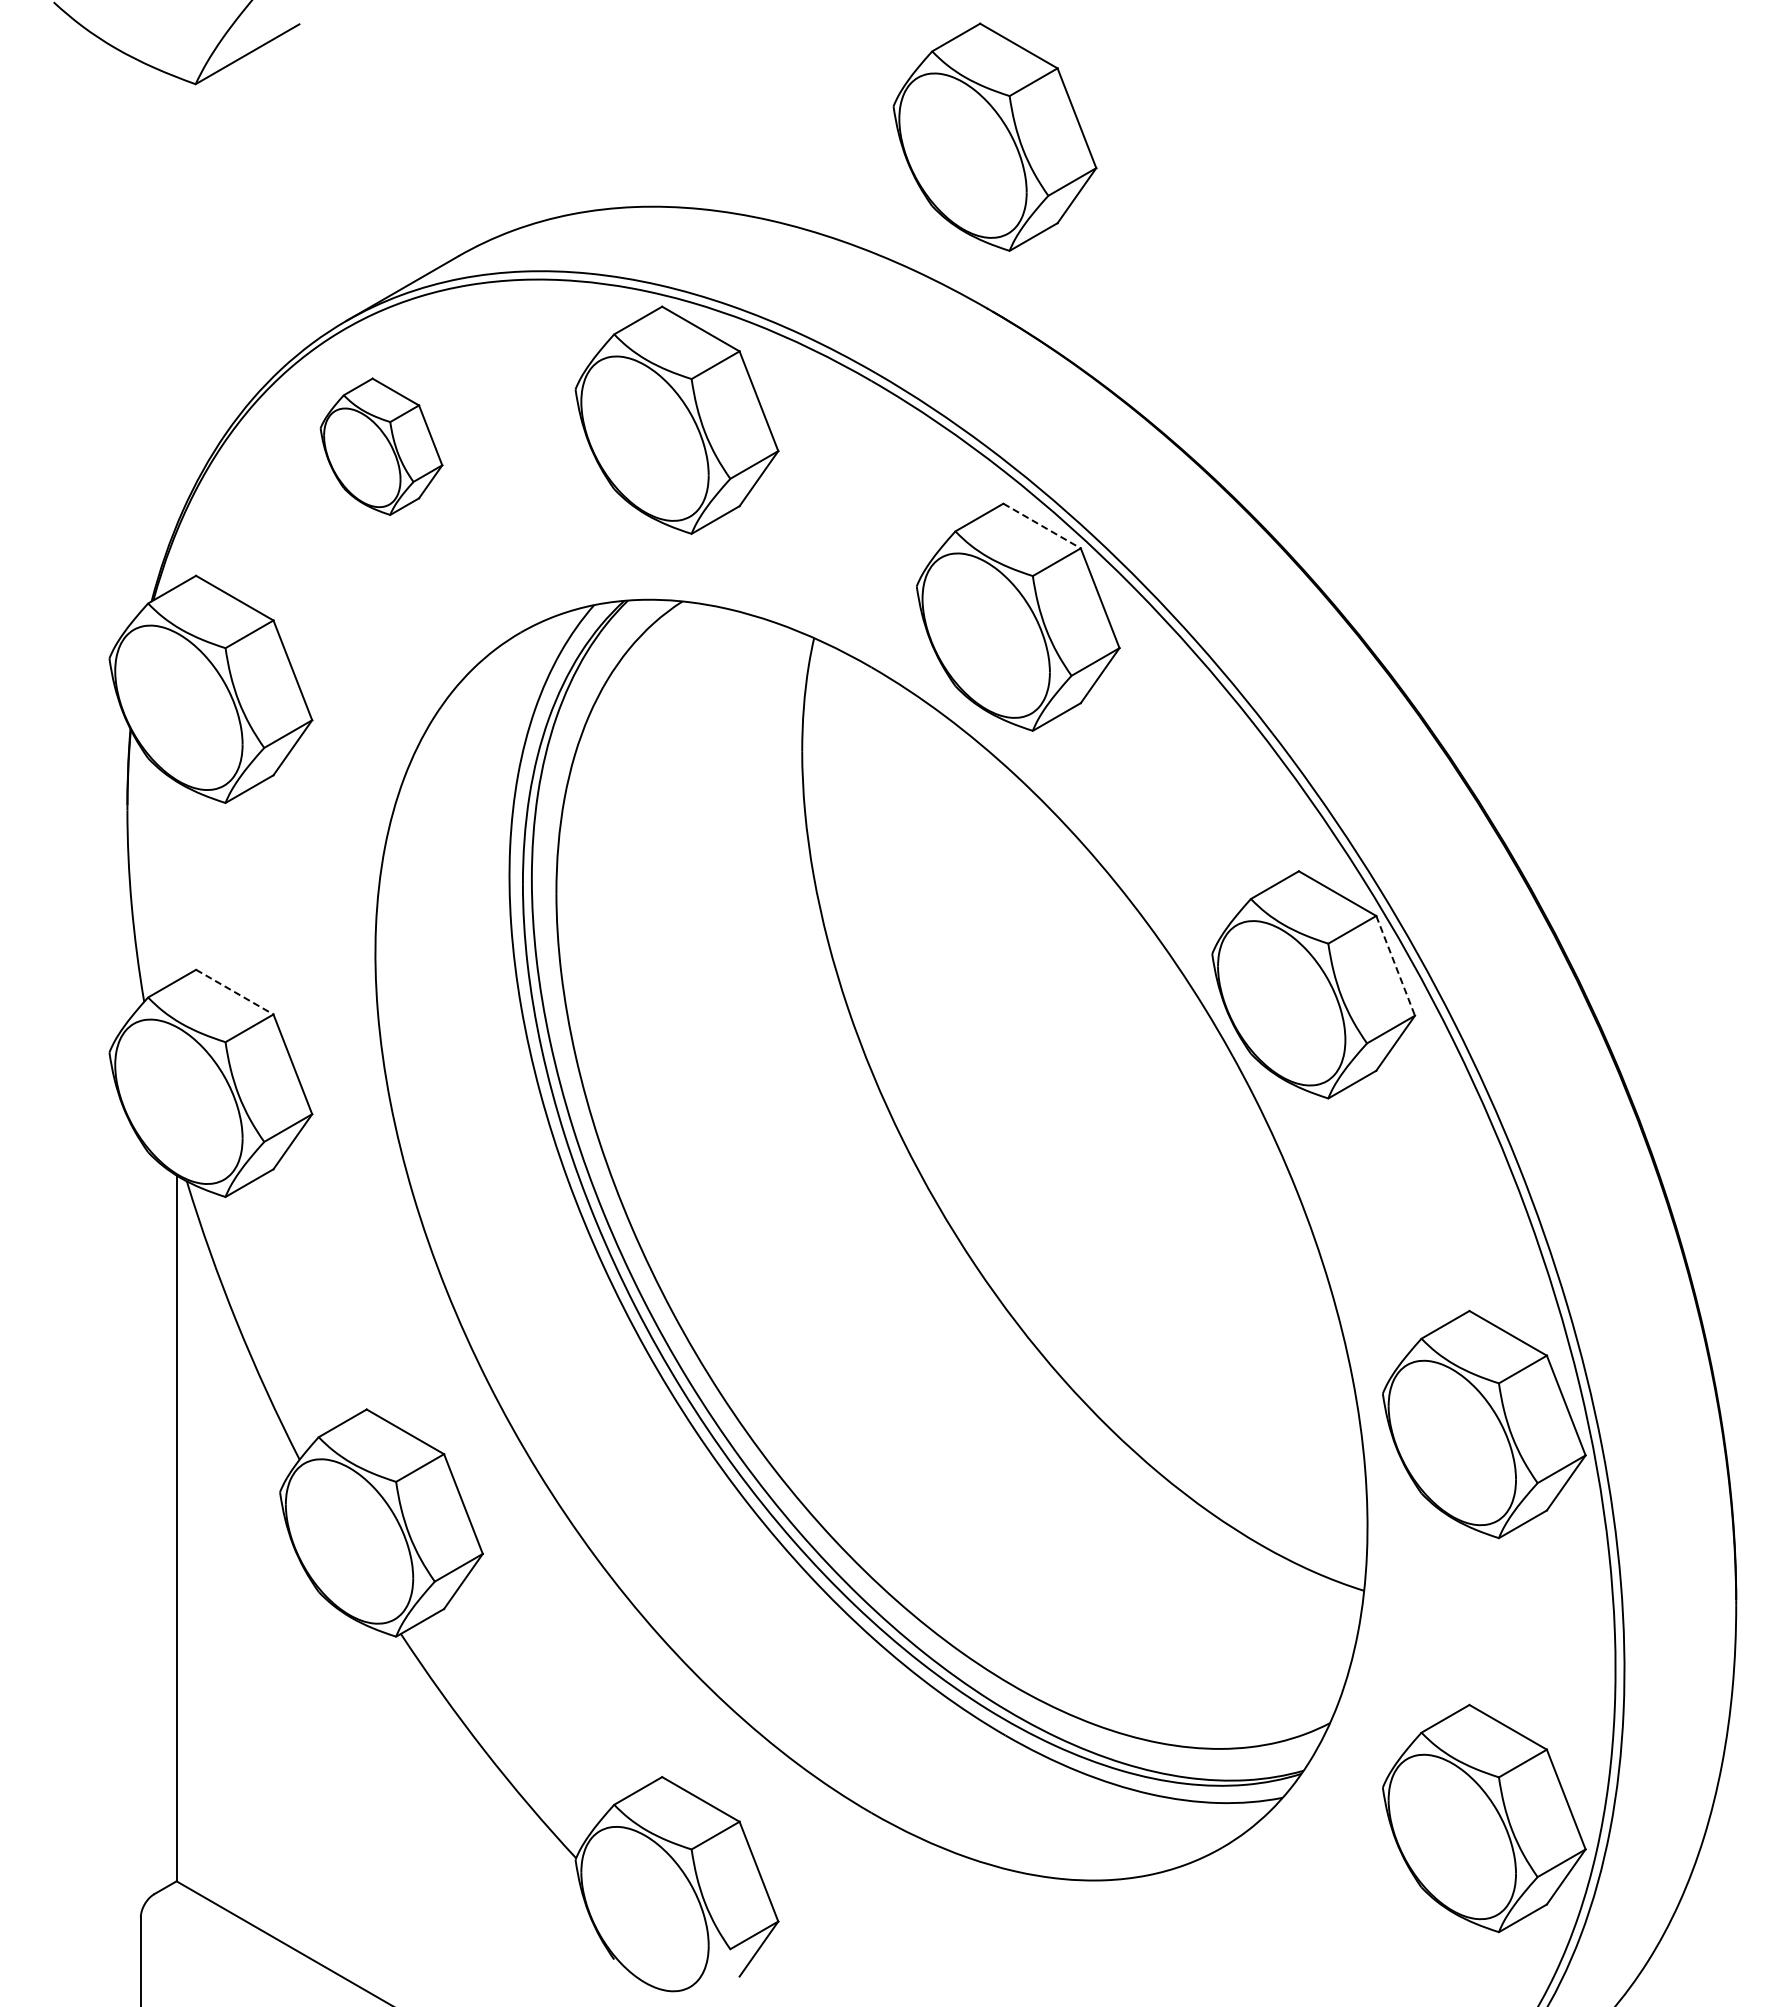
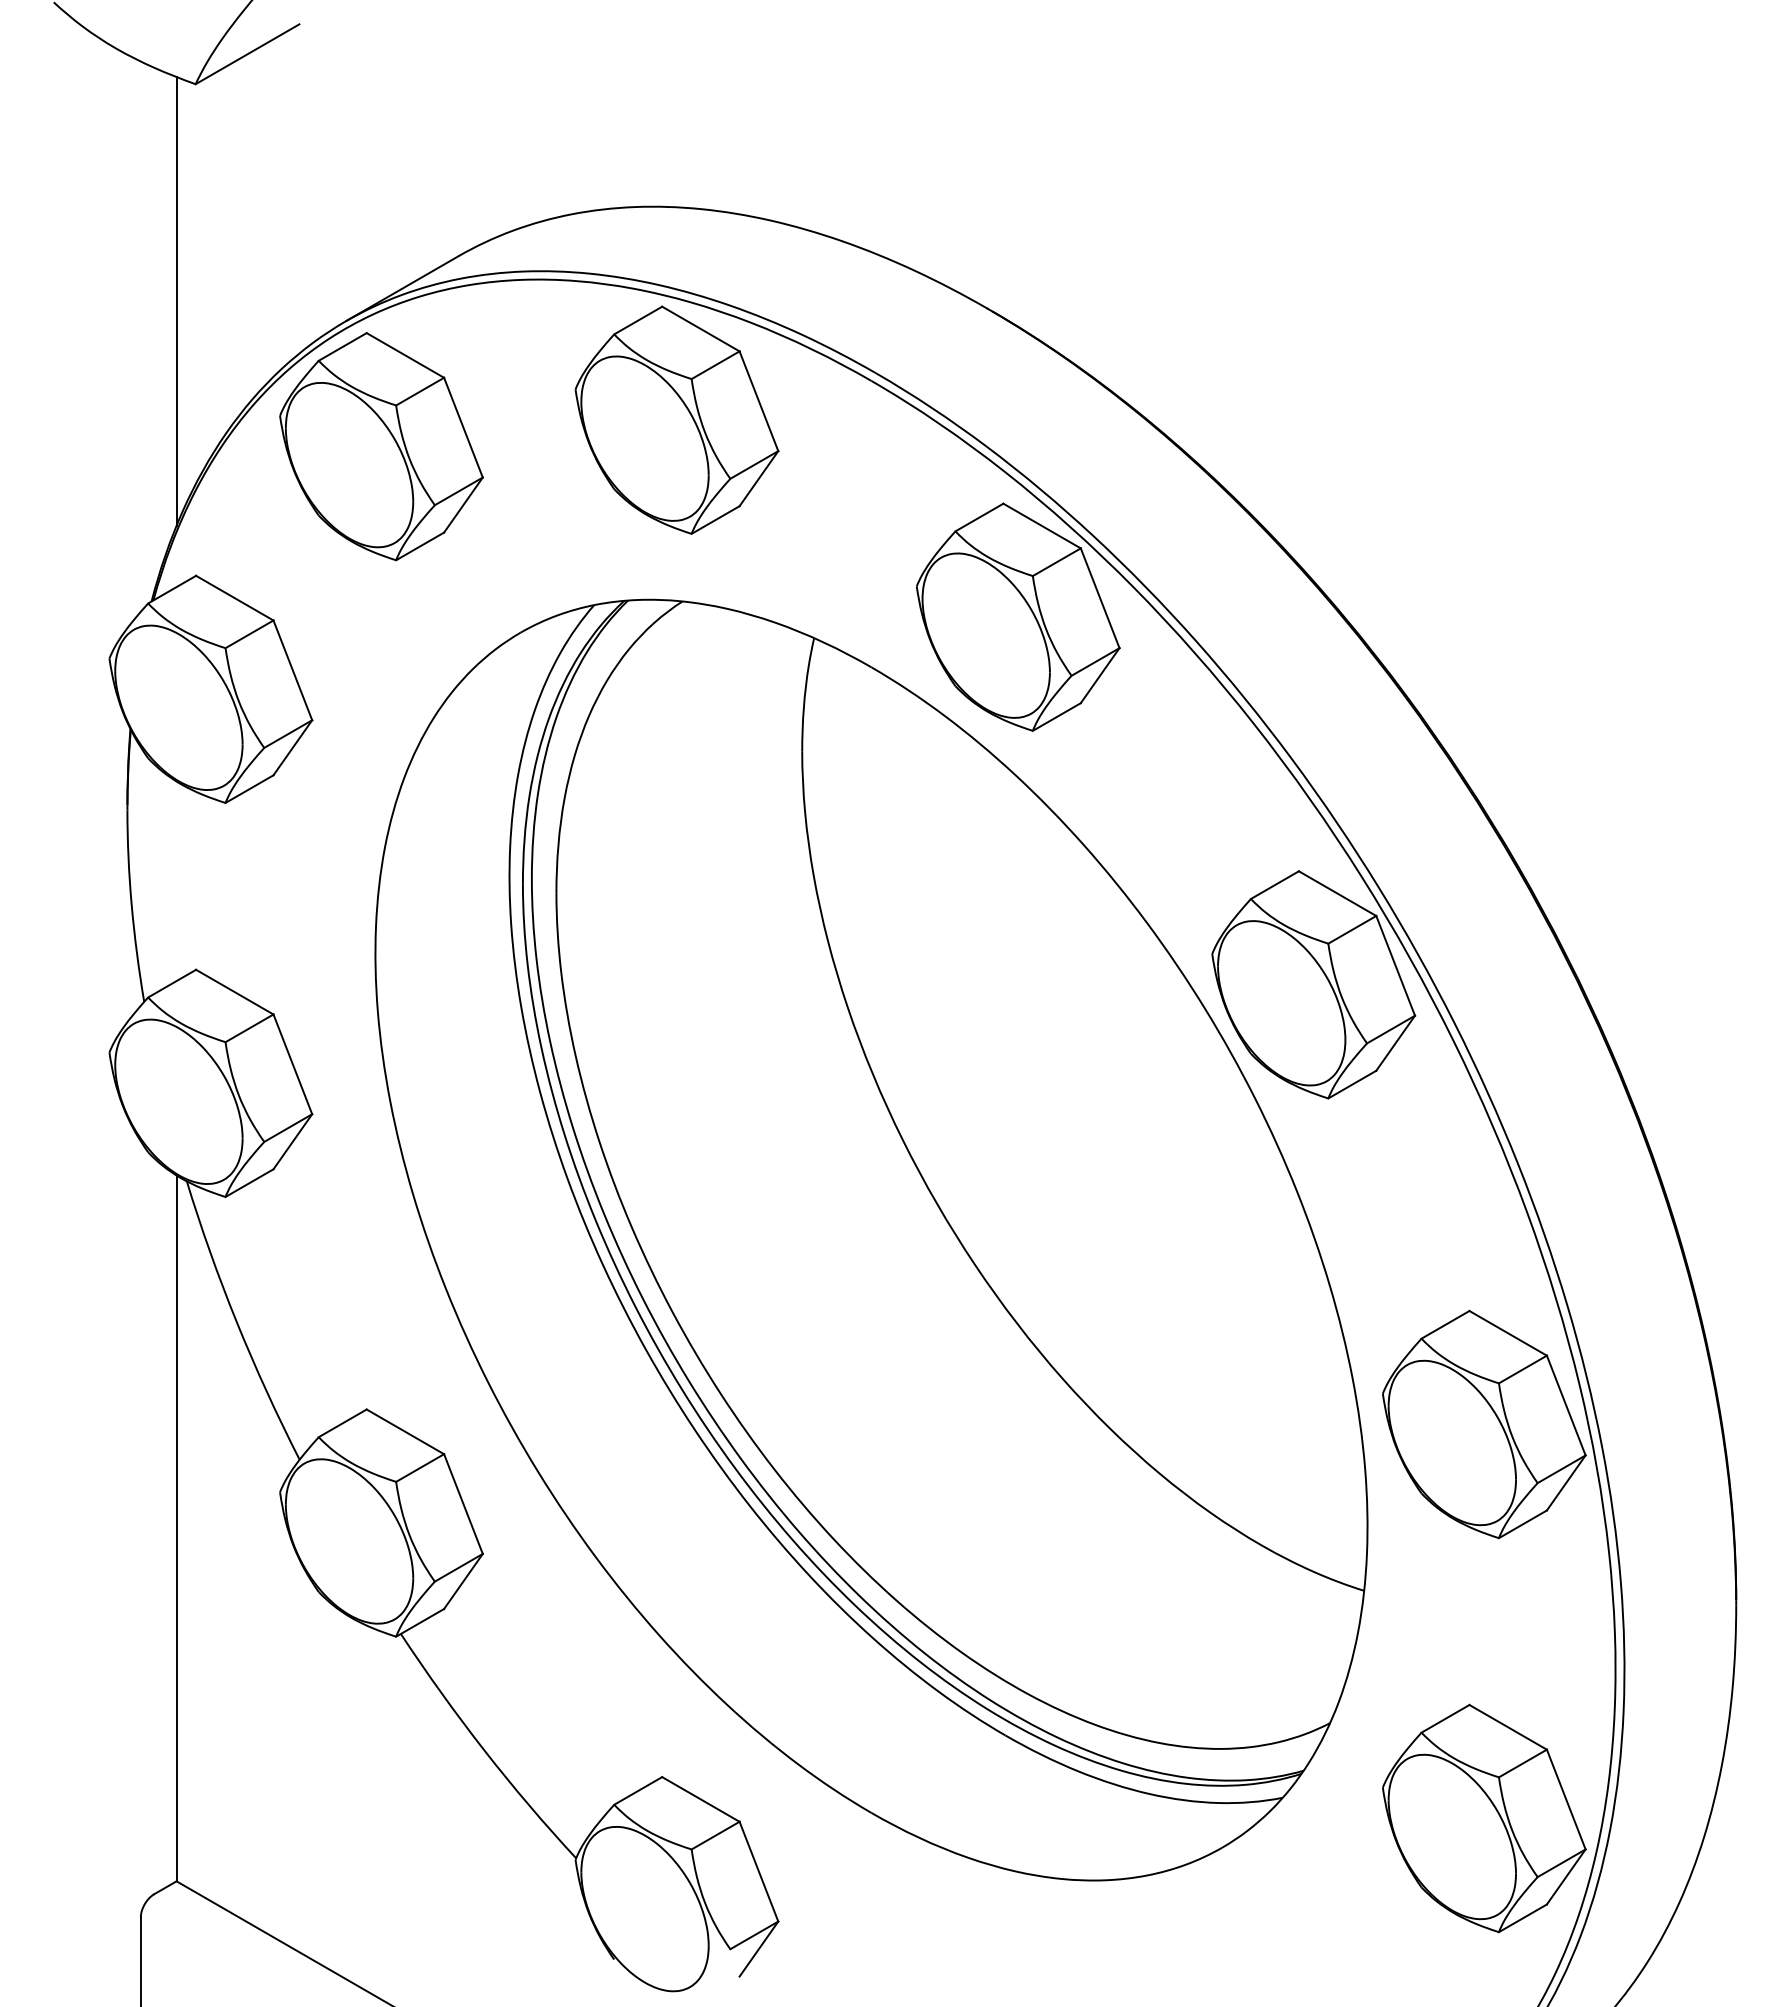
part: present -> none (994, 136)
line: none -> present (176, 301)
part size: 125x139 px -> 205x230 px (381, 446)
line: dashed -> solid (1042, 526)
line: dashed -> solid (1395, 966)
line: dashed -> solid (234, 992)
